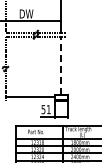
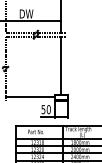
line: dashed -> solid (61, 65)
text: 51 -> 50 (48, 109)
